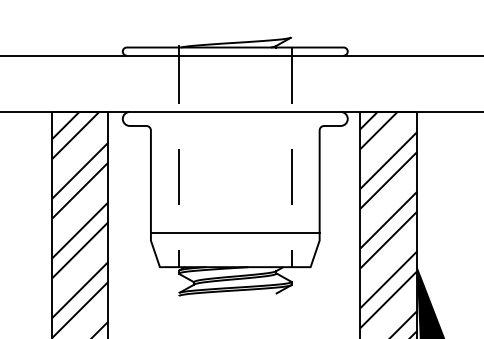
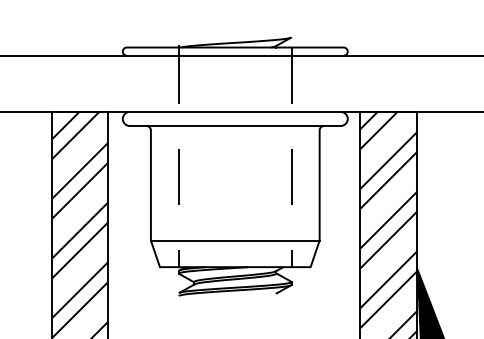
line: none -> present (235, 125)
line position: (234, 232) -> (234, 240) (234, 240)
